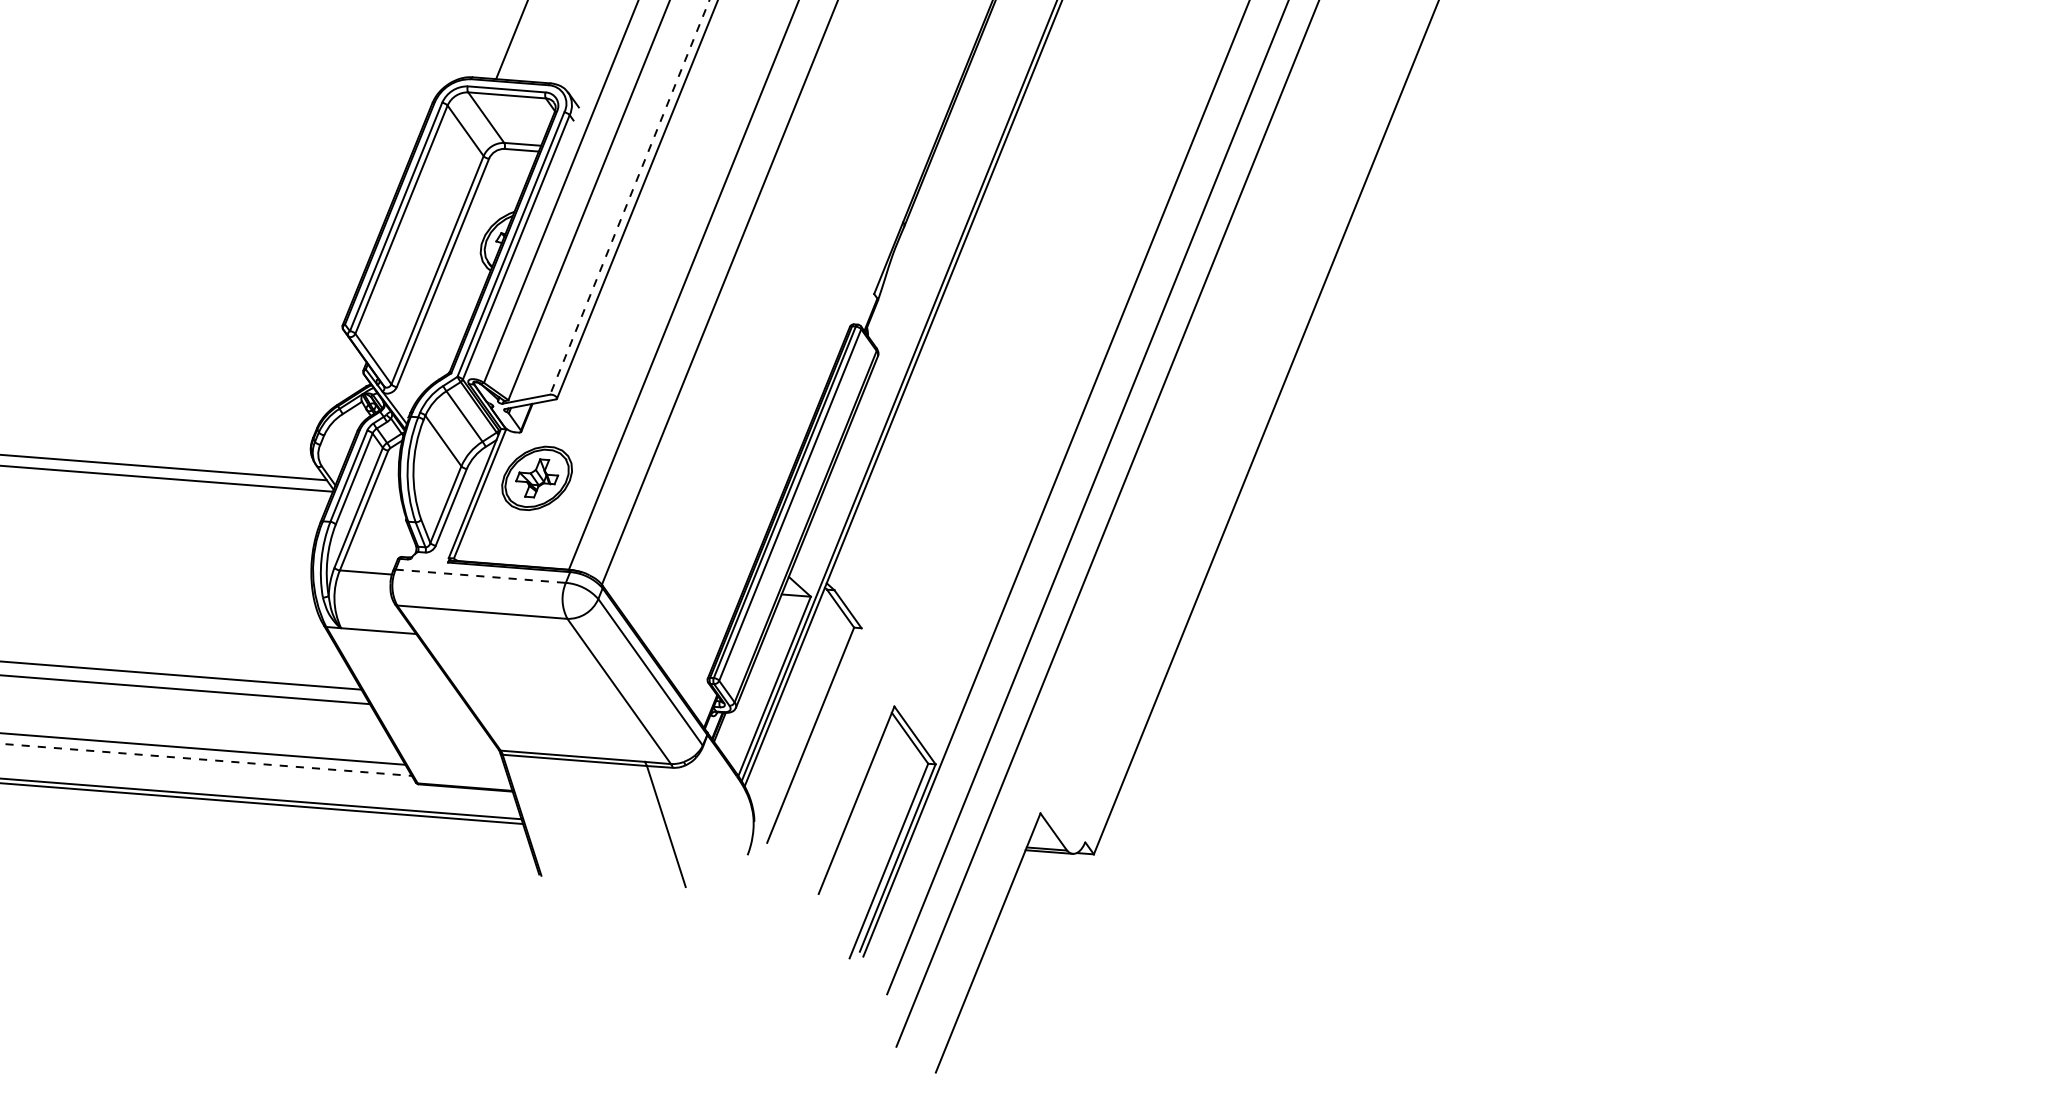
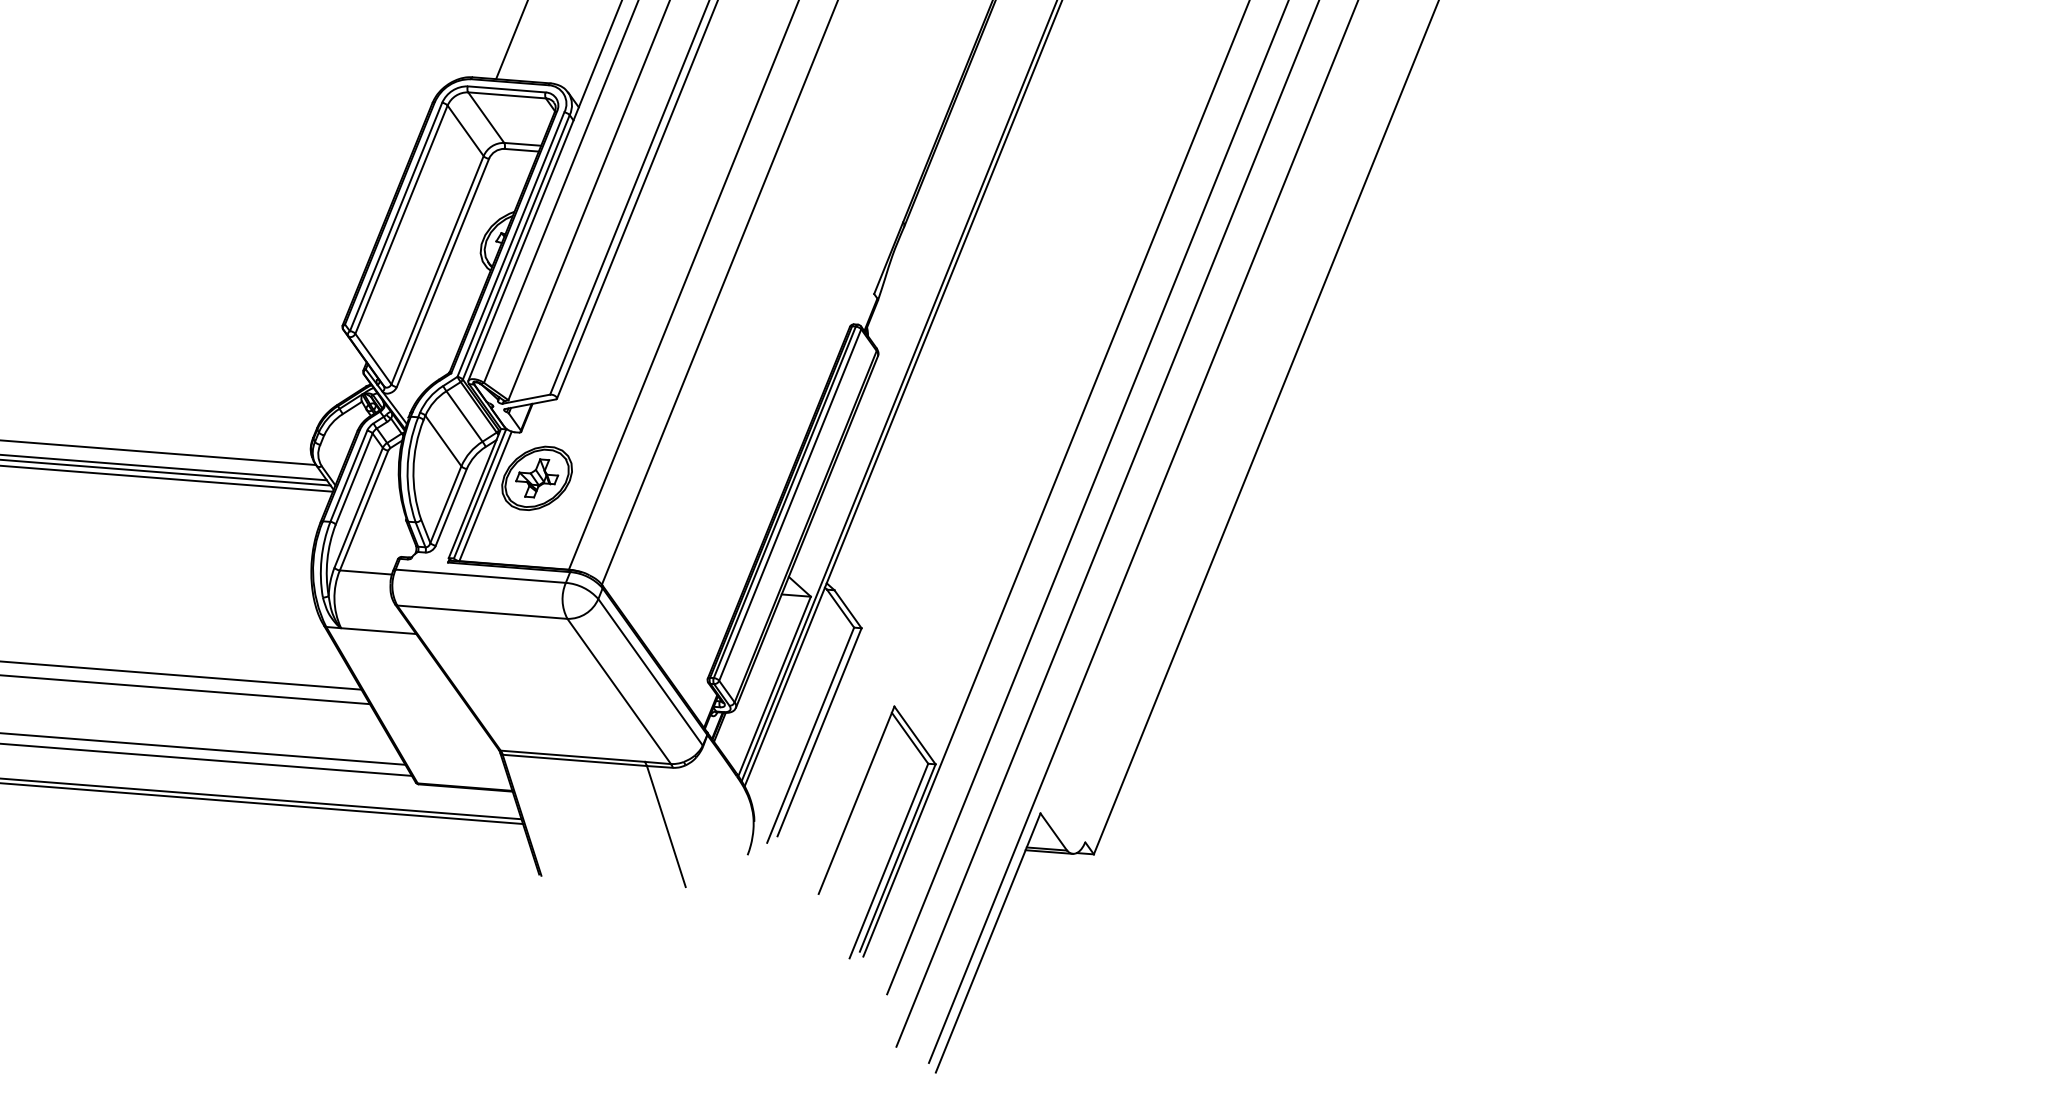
line: none -> present (544, 191)
line: dashed -> solid (629, 198)
line: none -> present (159, 452)
line: none -> present (166, 472)
line: none -> present (485, 496)
line: none -> present (1142, 532)
line: dashed -> solid (481, 576)
line: none -> present (819, 732)
line: dashed -> solid (206, 759)
